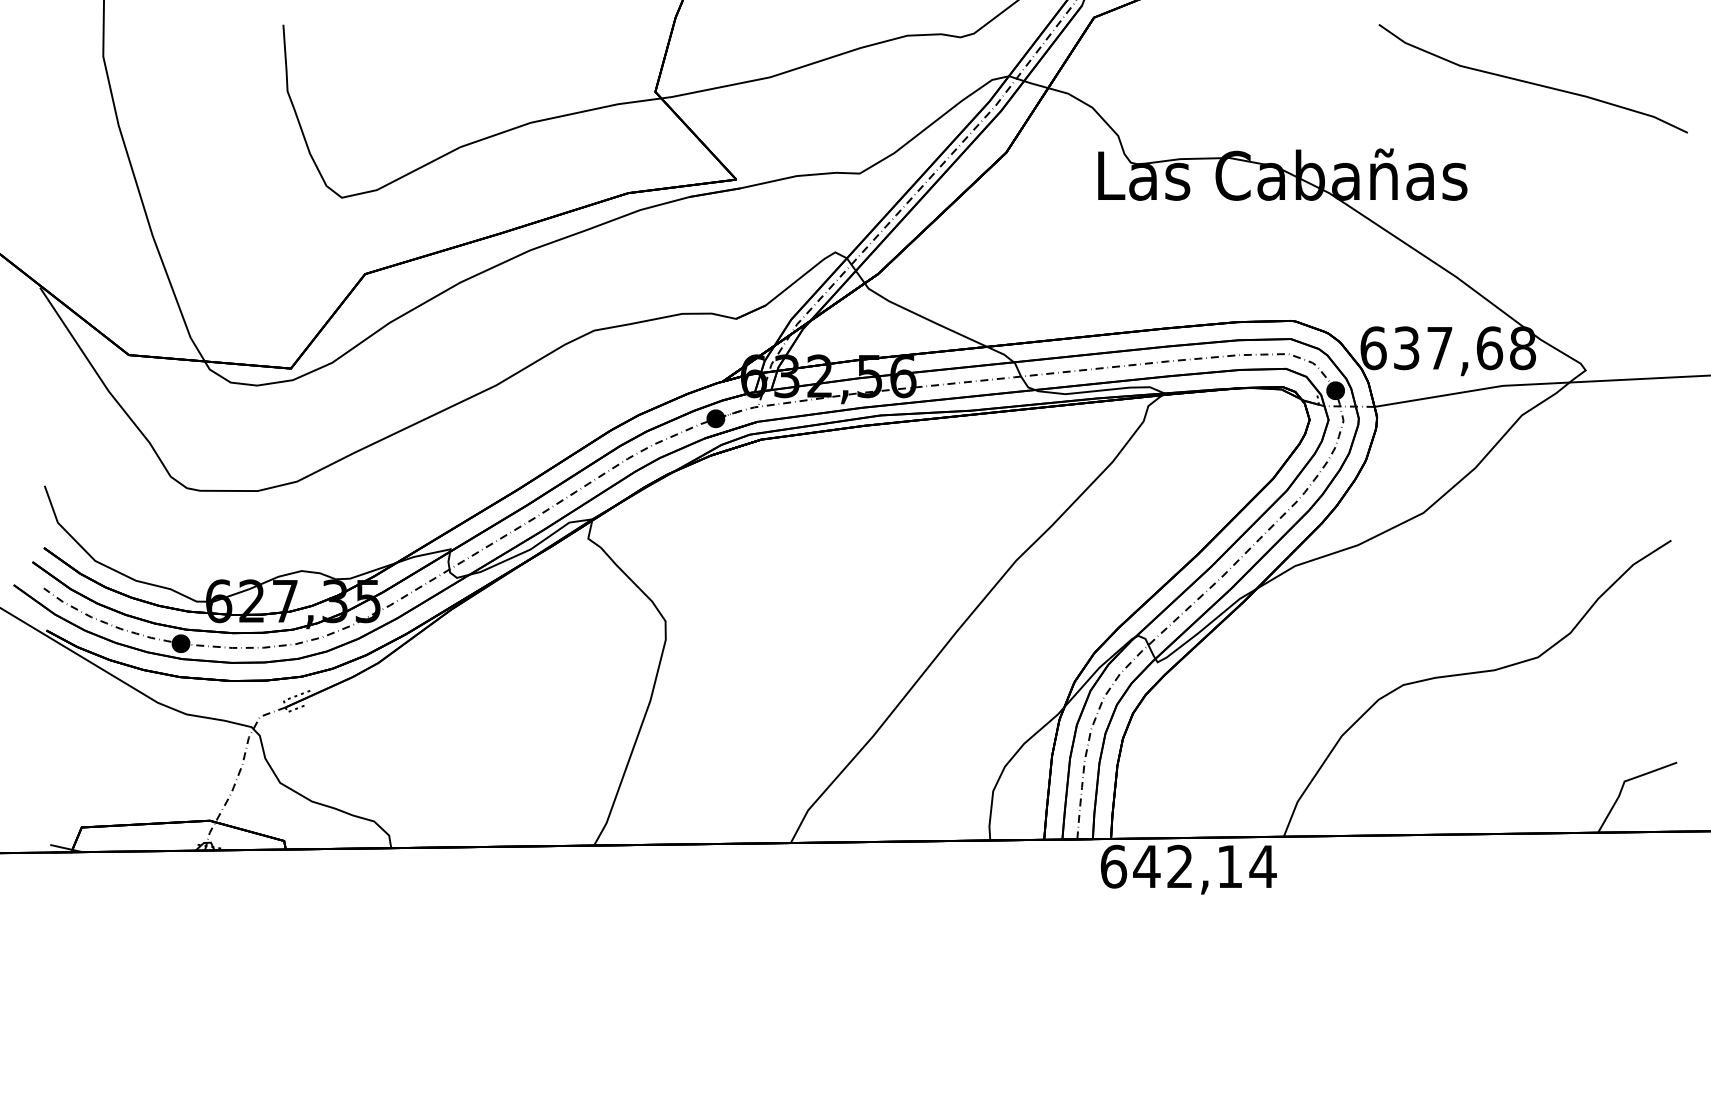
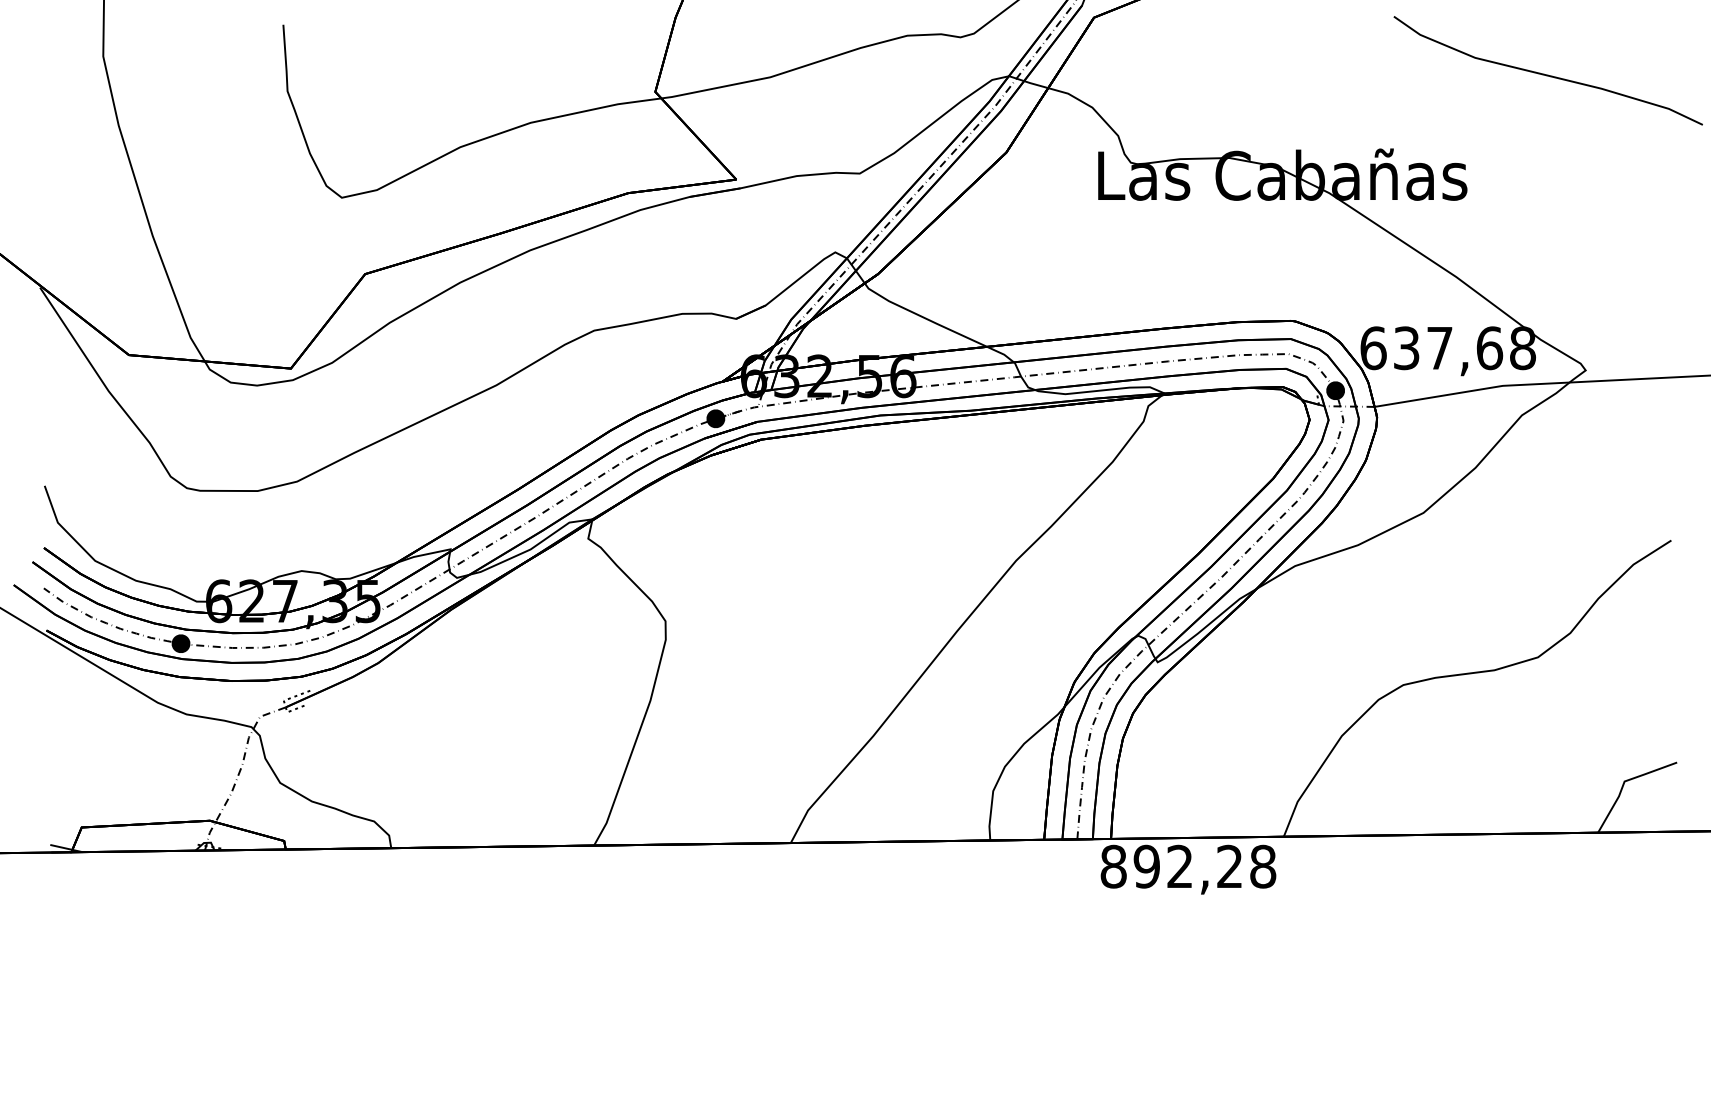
curve position: (1532, 82) -> (1547, 74) (1547, 74)
text: 642,14 -> 892,28 (1188, 866)
